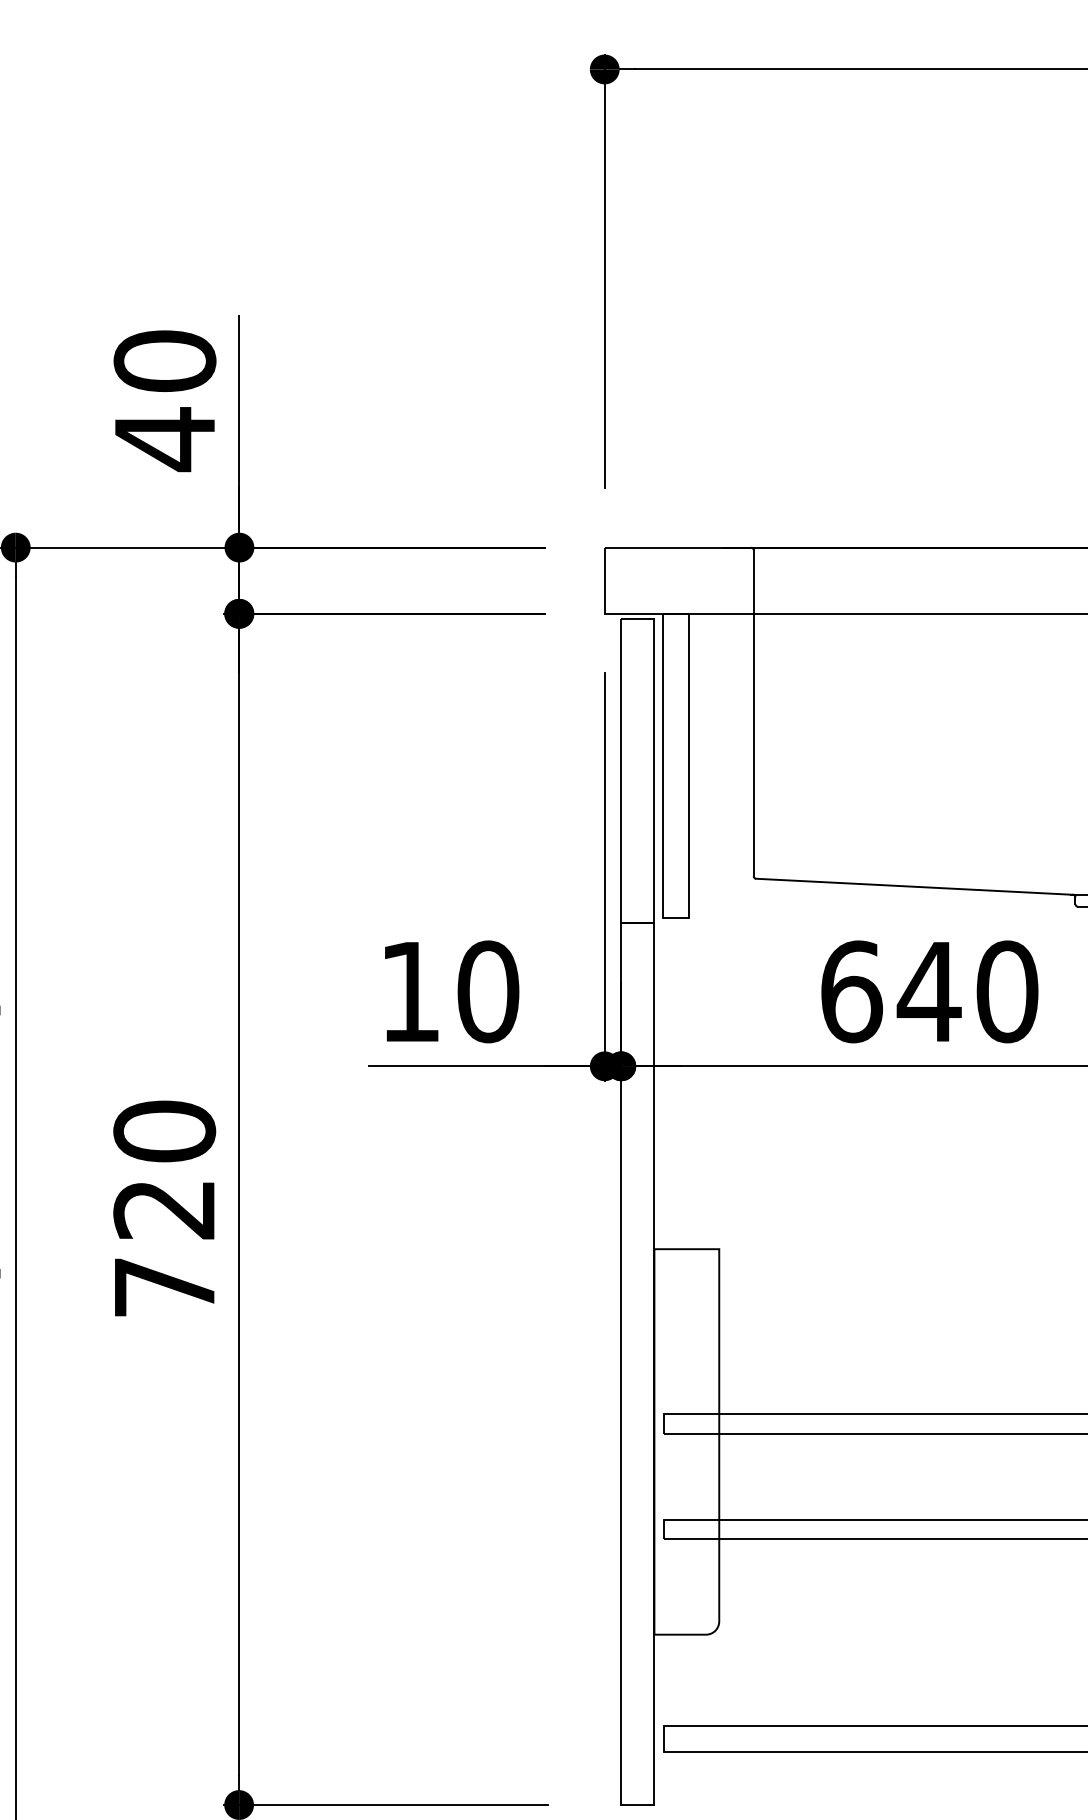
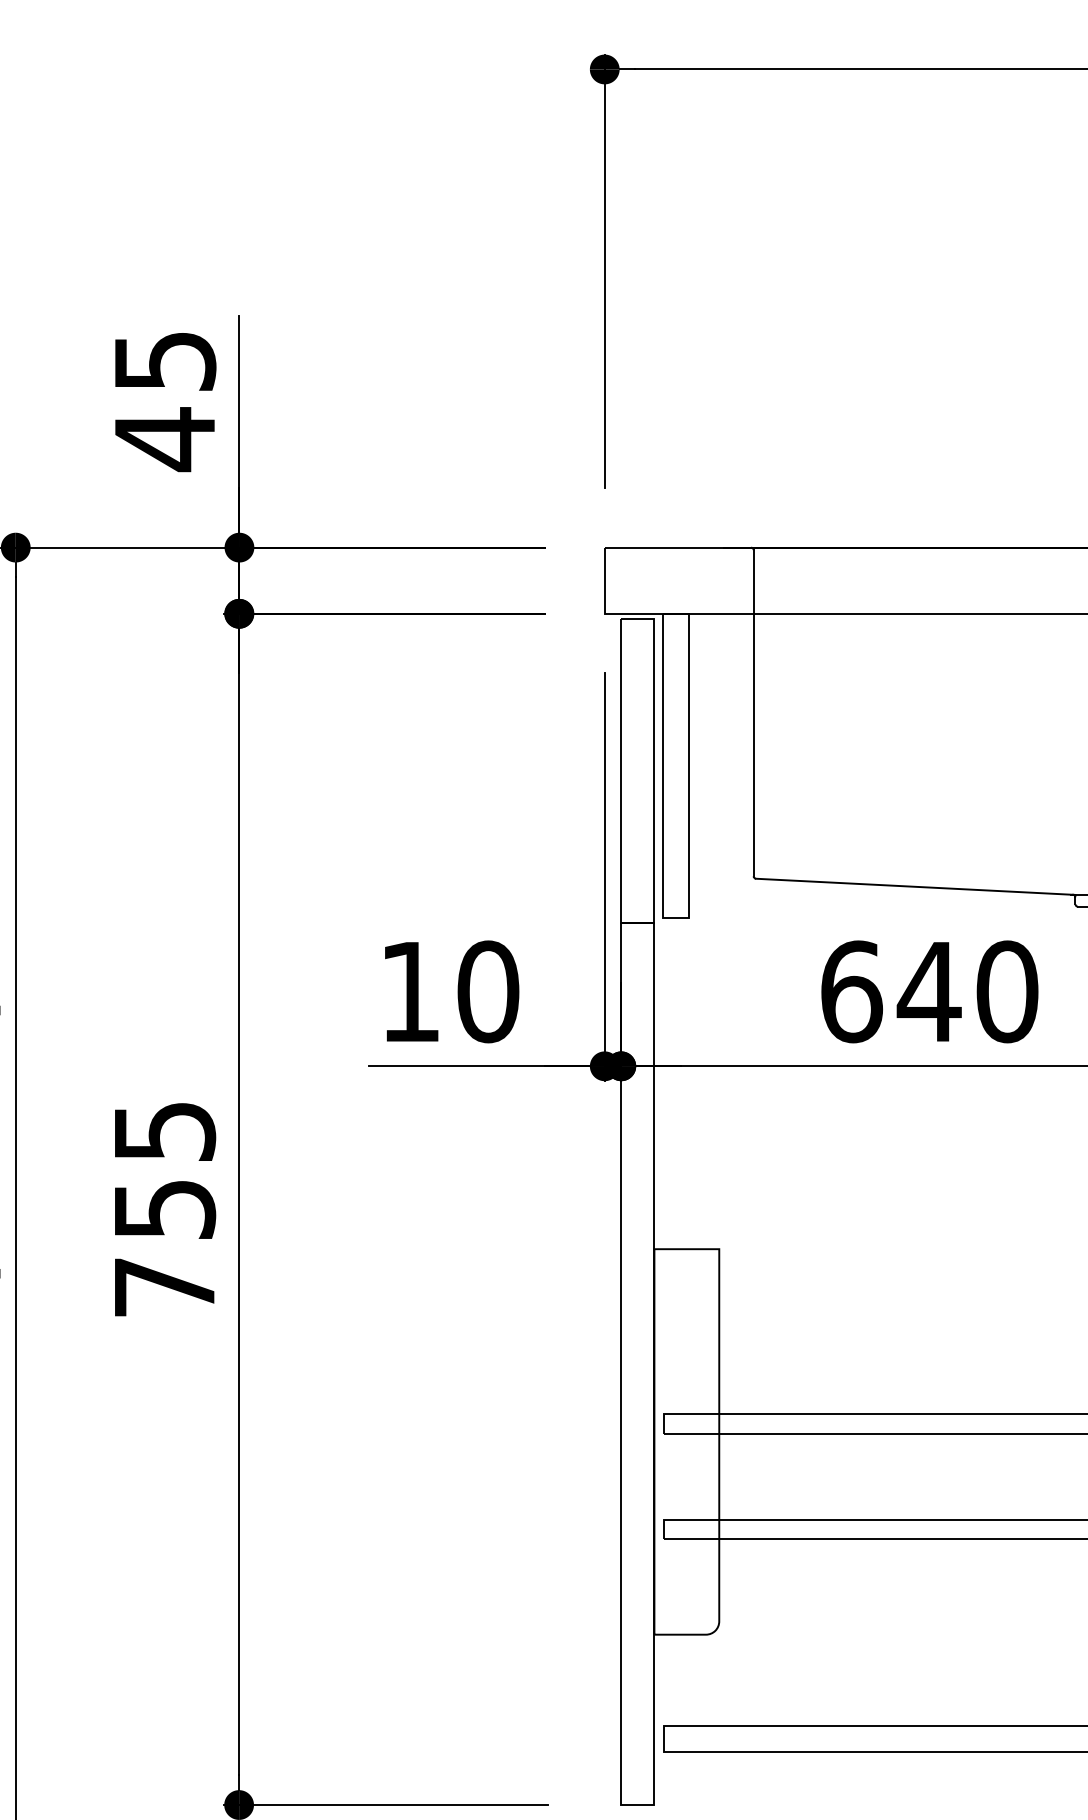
text: 40 -> 45 (164, 360)
text: 720 -> 755 (164, 1169)
